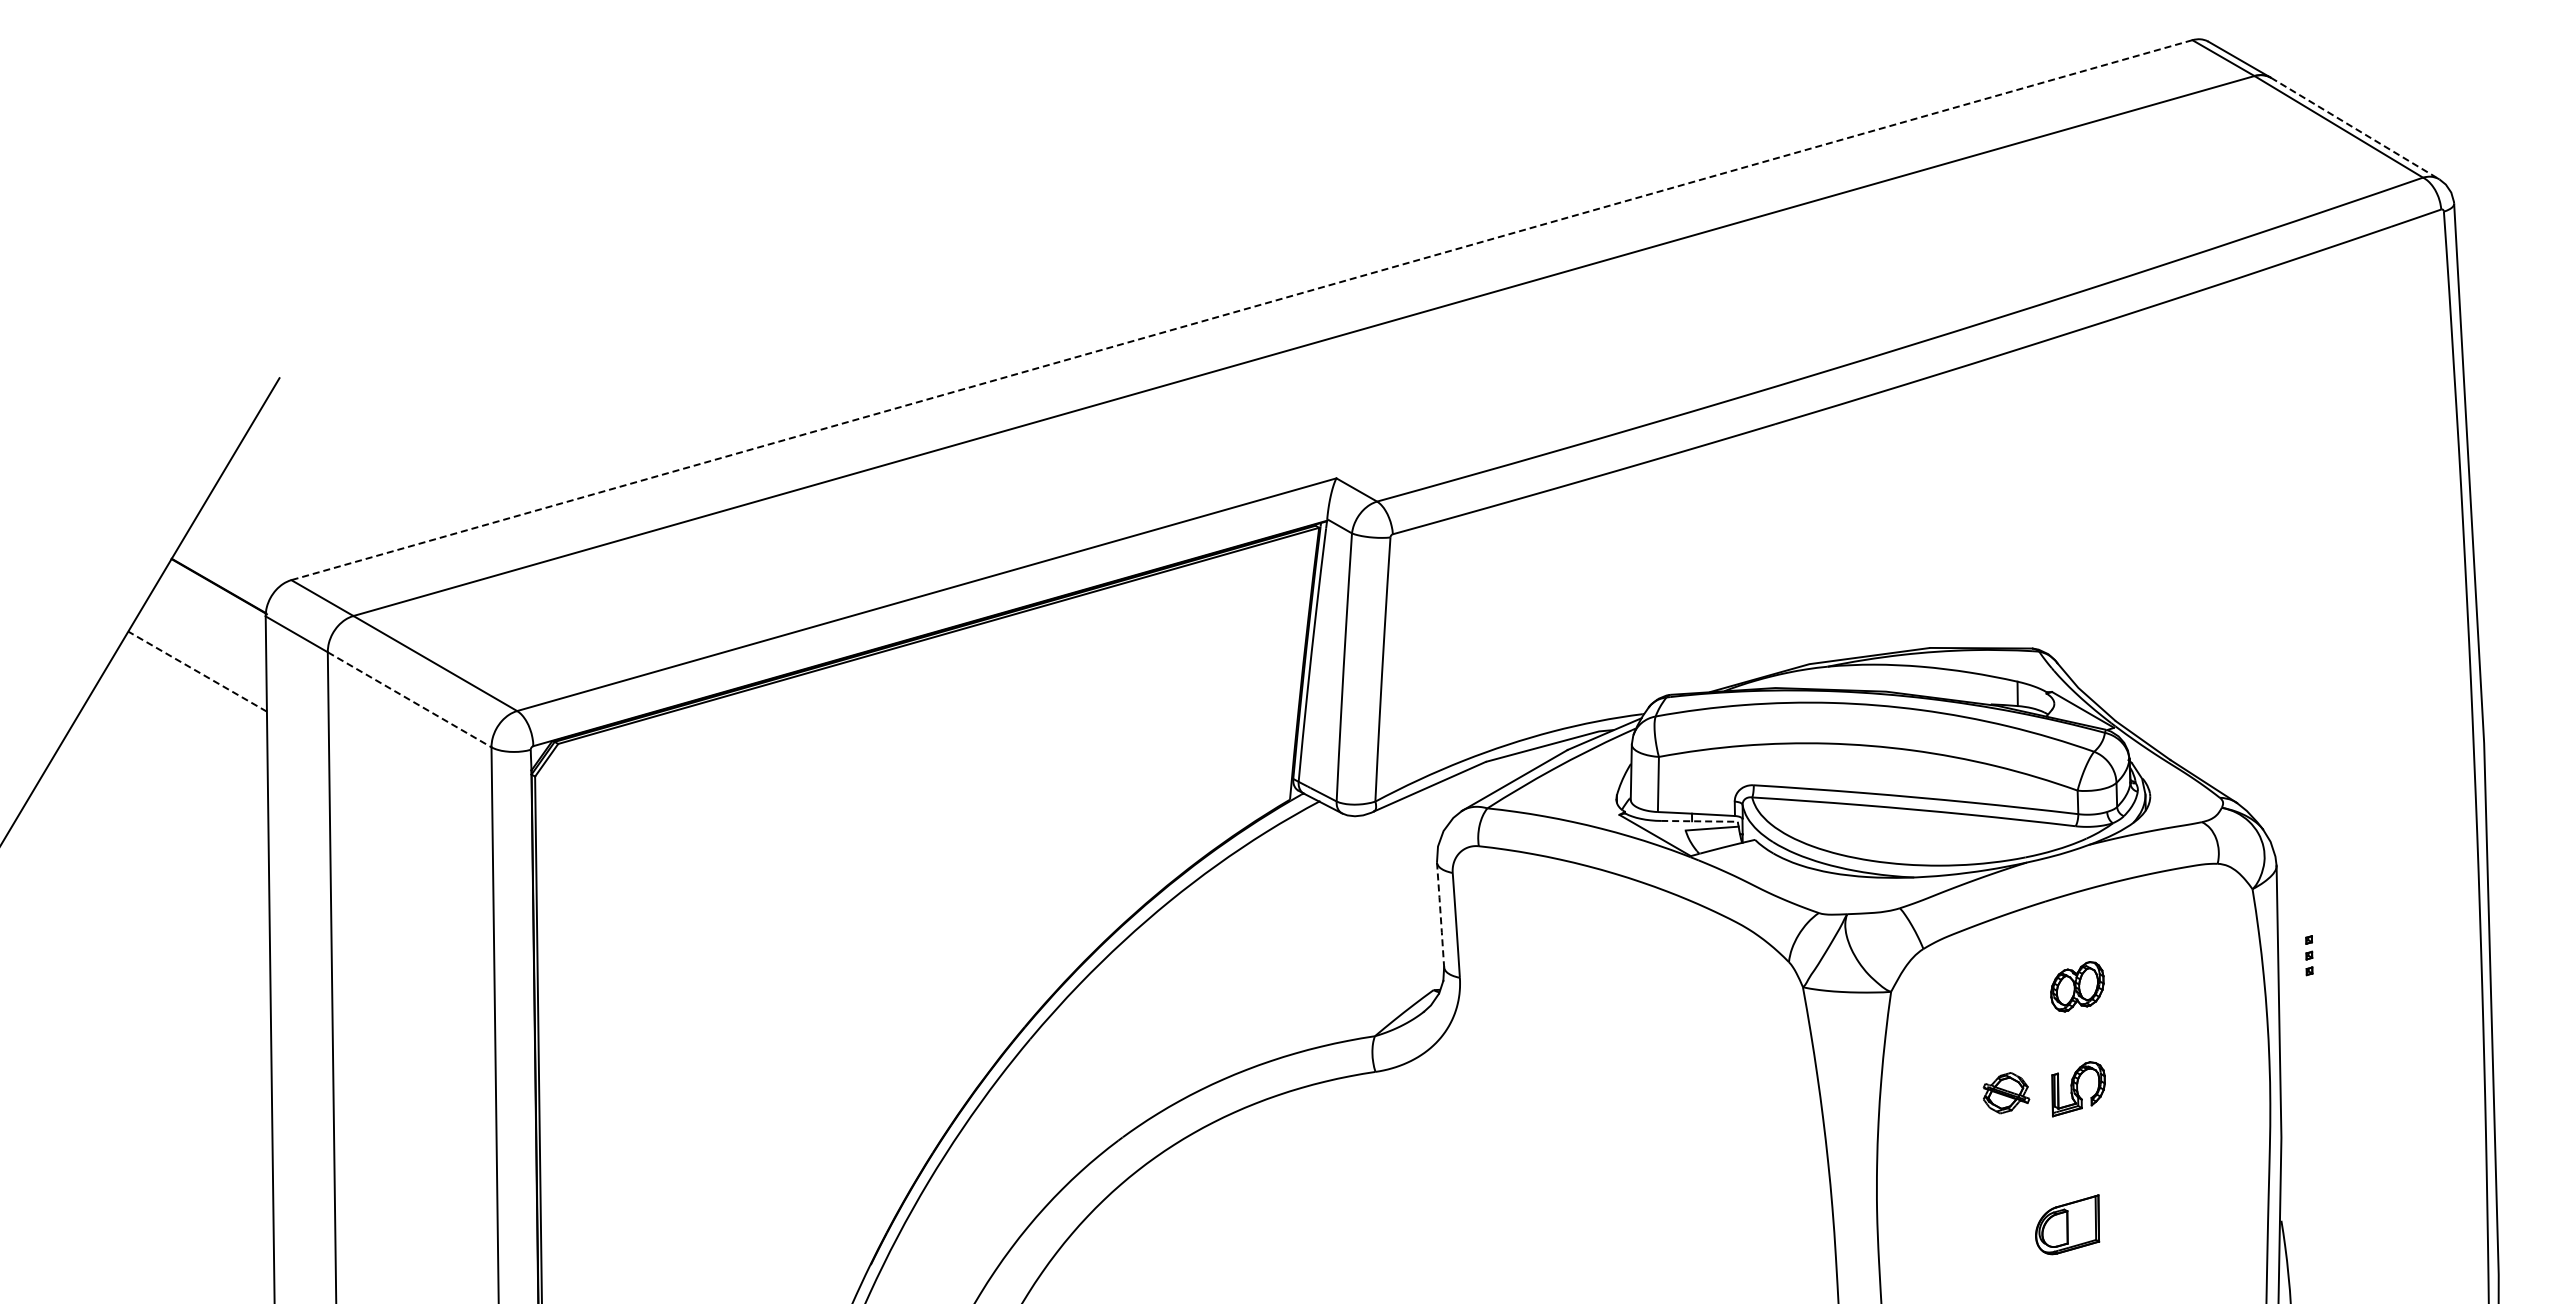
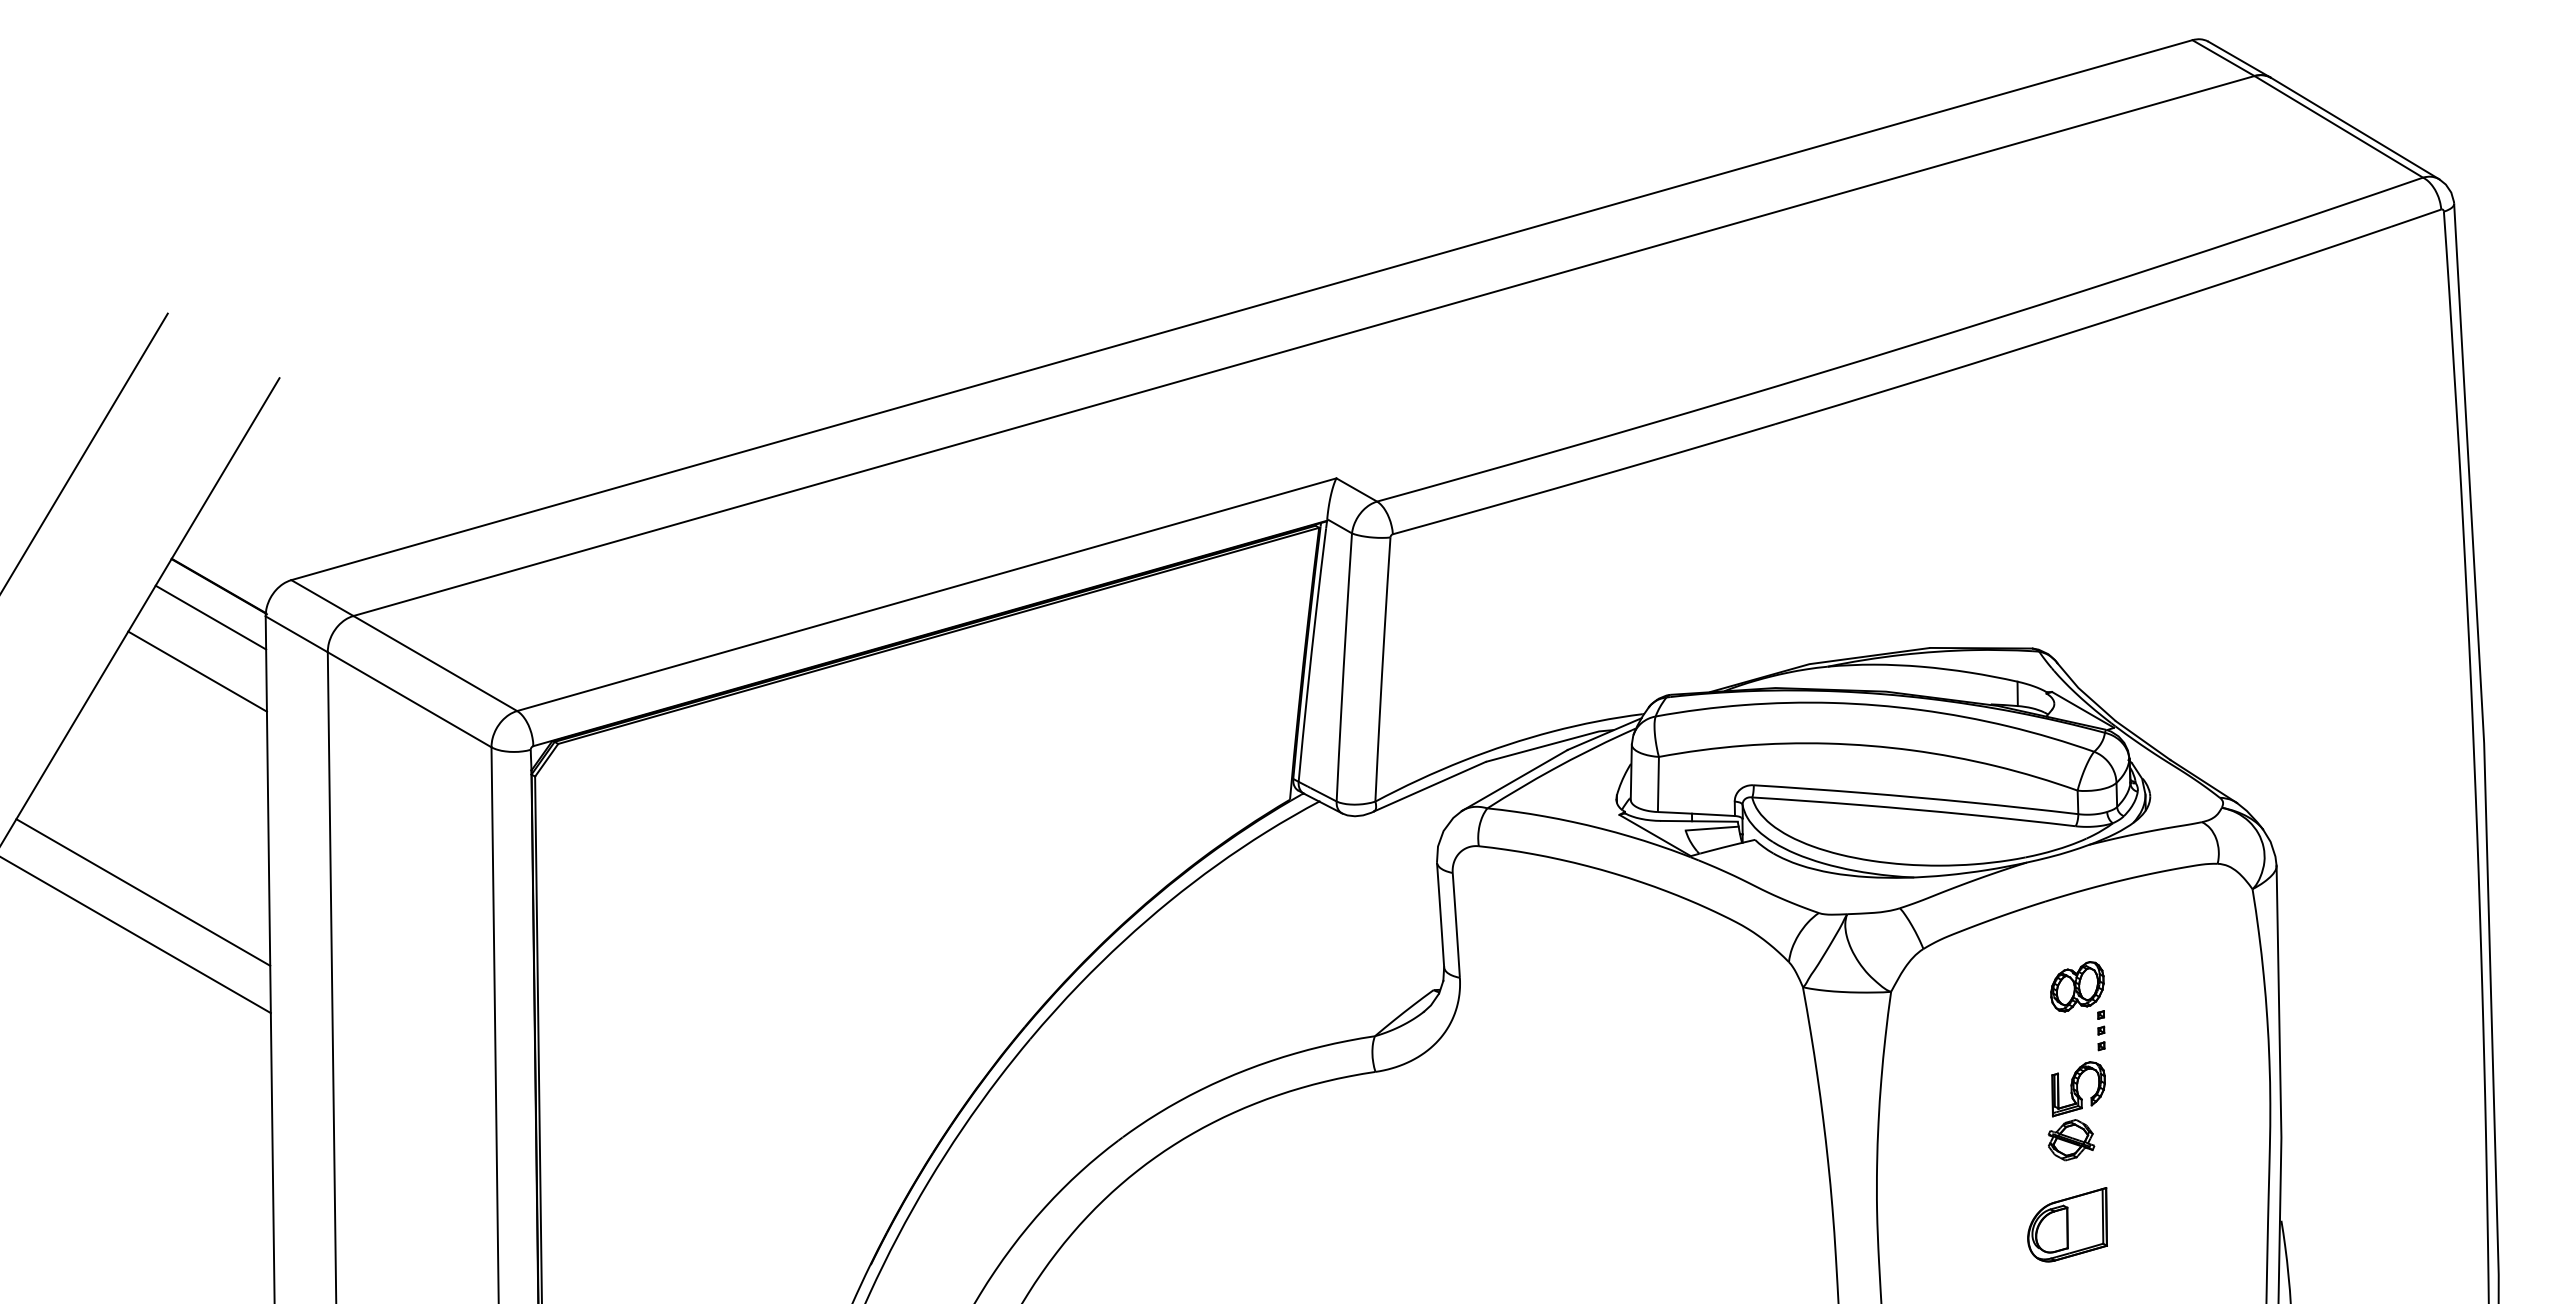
line: dashed -> solid (2355, 128)
line: dashed -> solid (1241, 310)
line: none -> present (84, 452)
line: none -> present (210, 617)
line: dashed -> solid (197, 671)
line: dashed -> solid (409, 699)
line: dashed -> solid (1700, 821)
line: none -> present (143, 892)
line: dashed -> solid (1440, 915)
line: none -> present (136, 935)
part position: (2309, 955) -> (2101, 1030) (2101, 1030)
part position: (2006, 1093) -> (2071, 1140) (2071, 1140)
part size: 66x62 px -> 81x76 px (2067, 1224)
